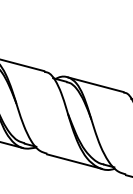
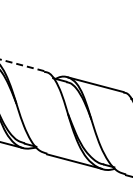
line: solid -> dashed (22, 65)
